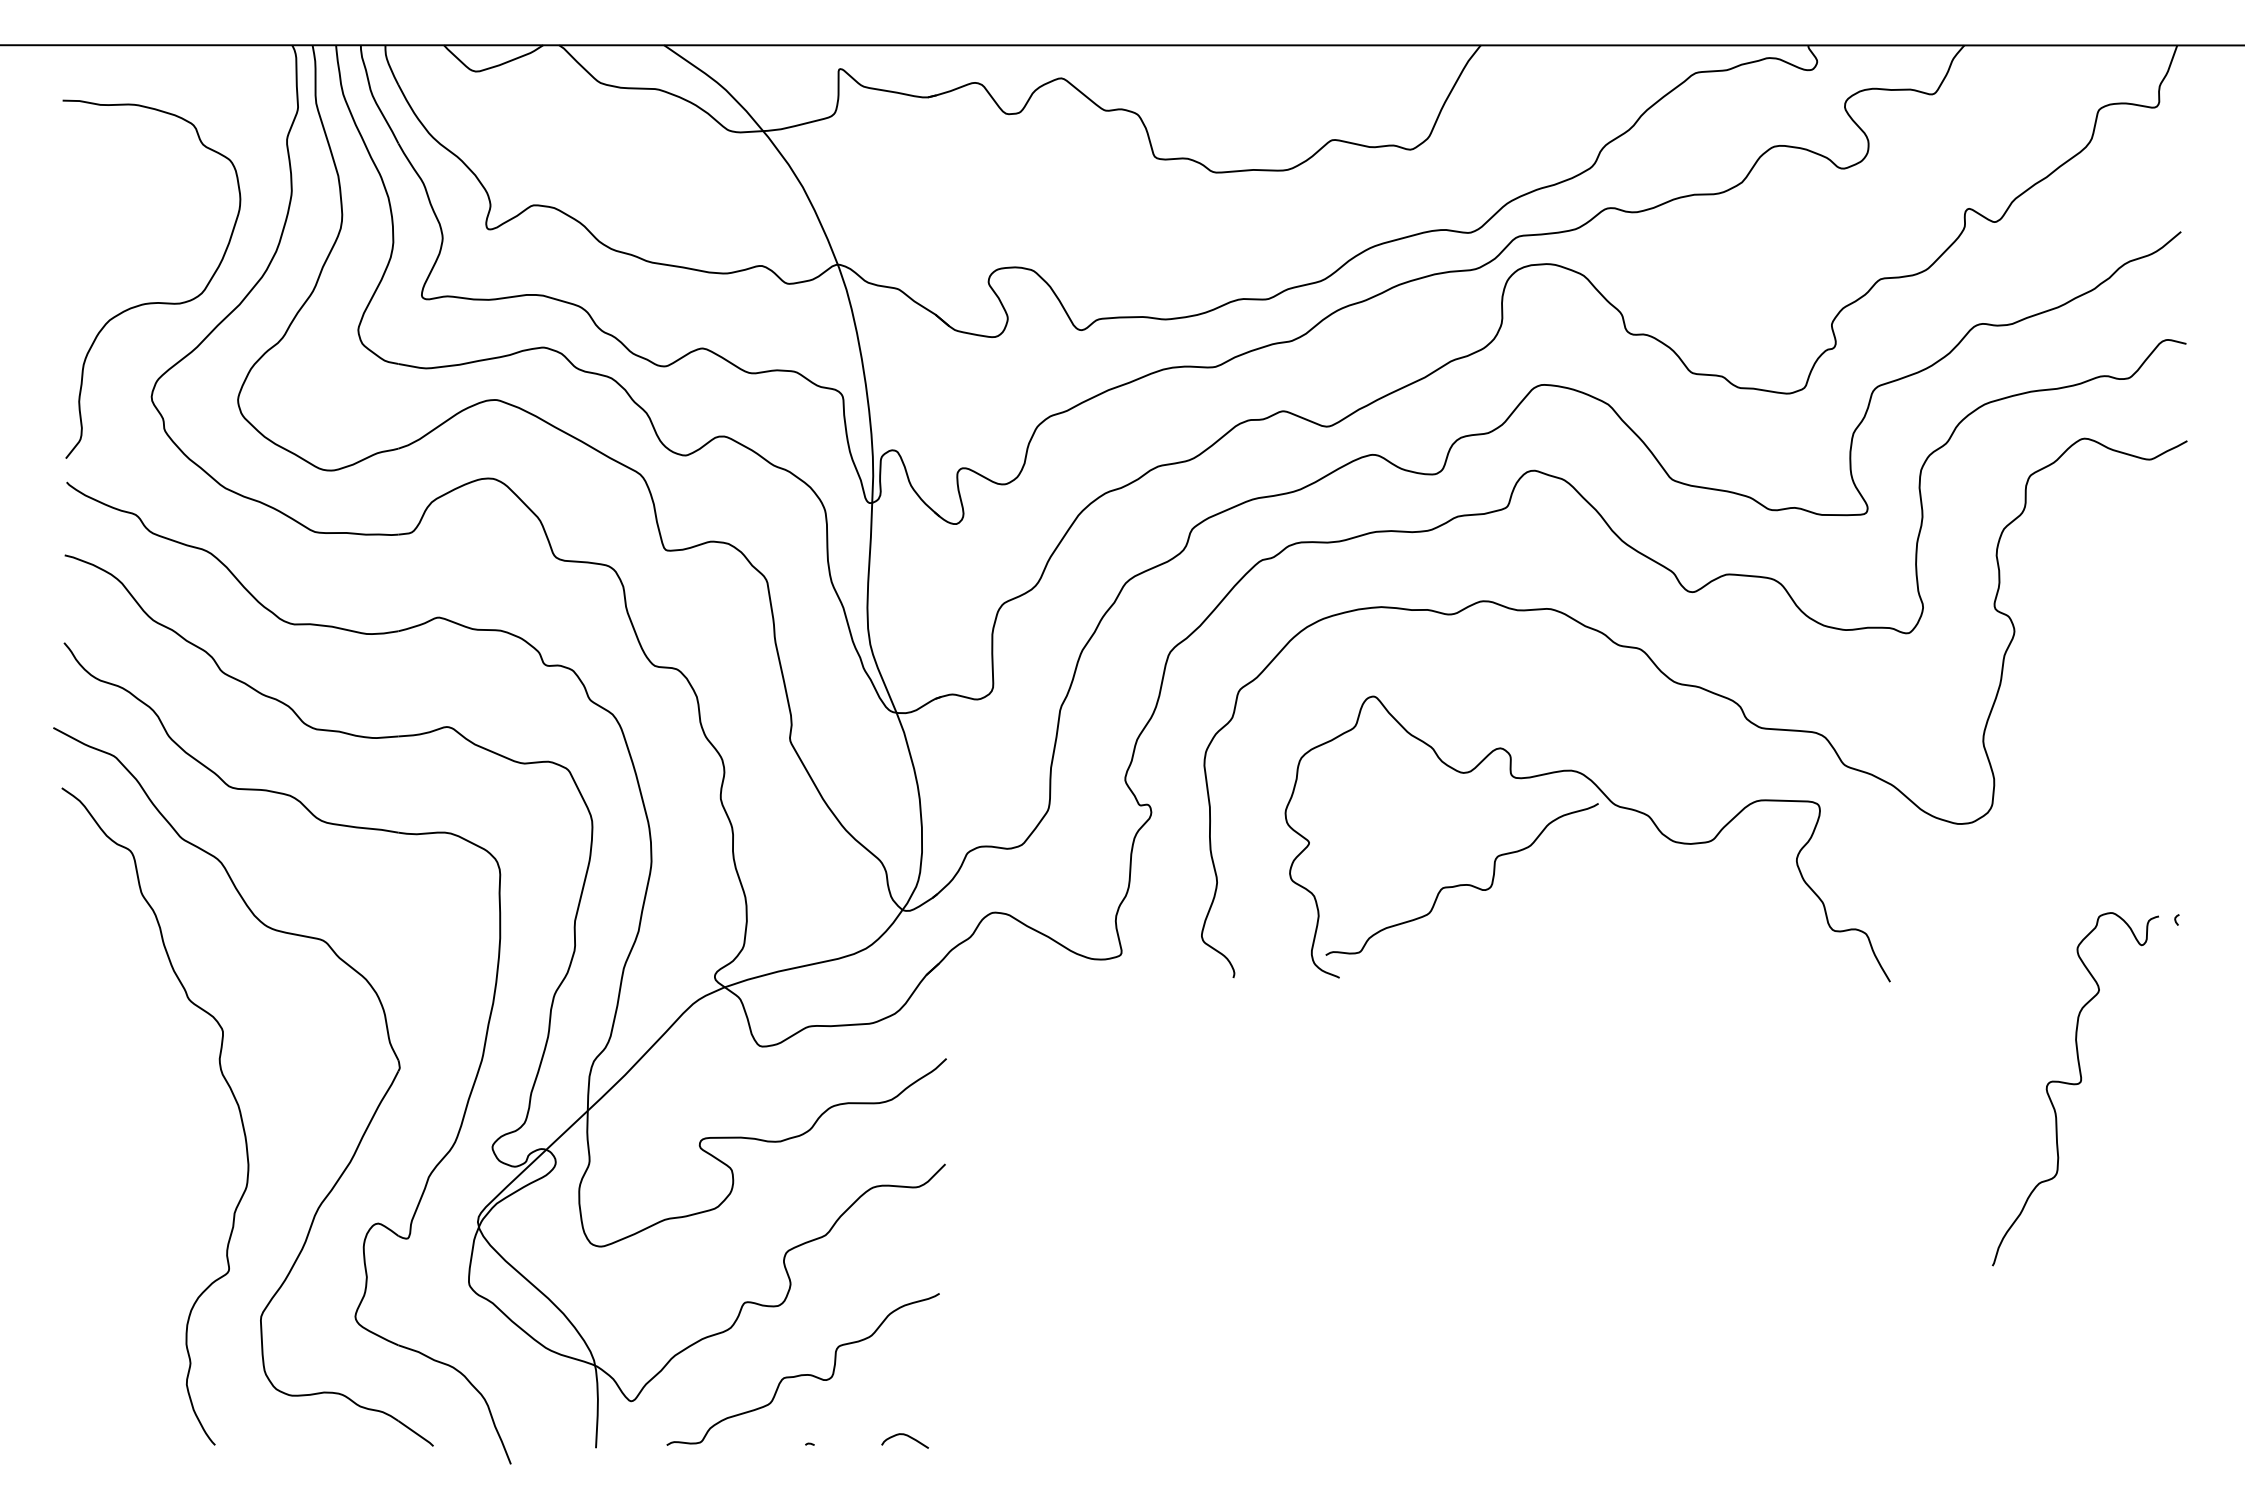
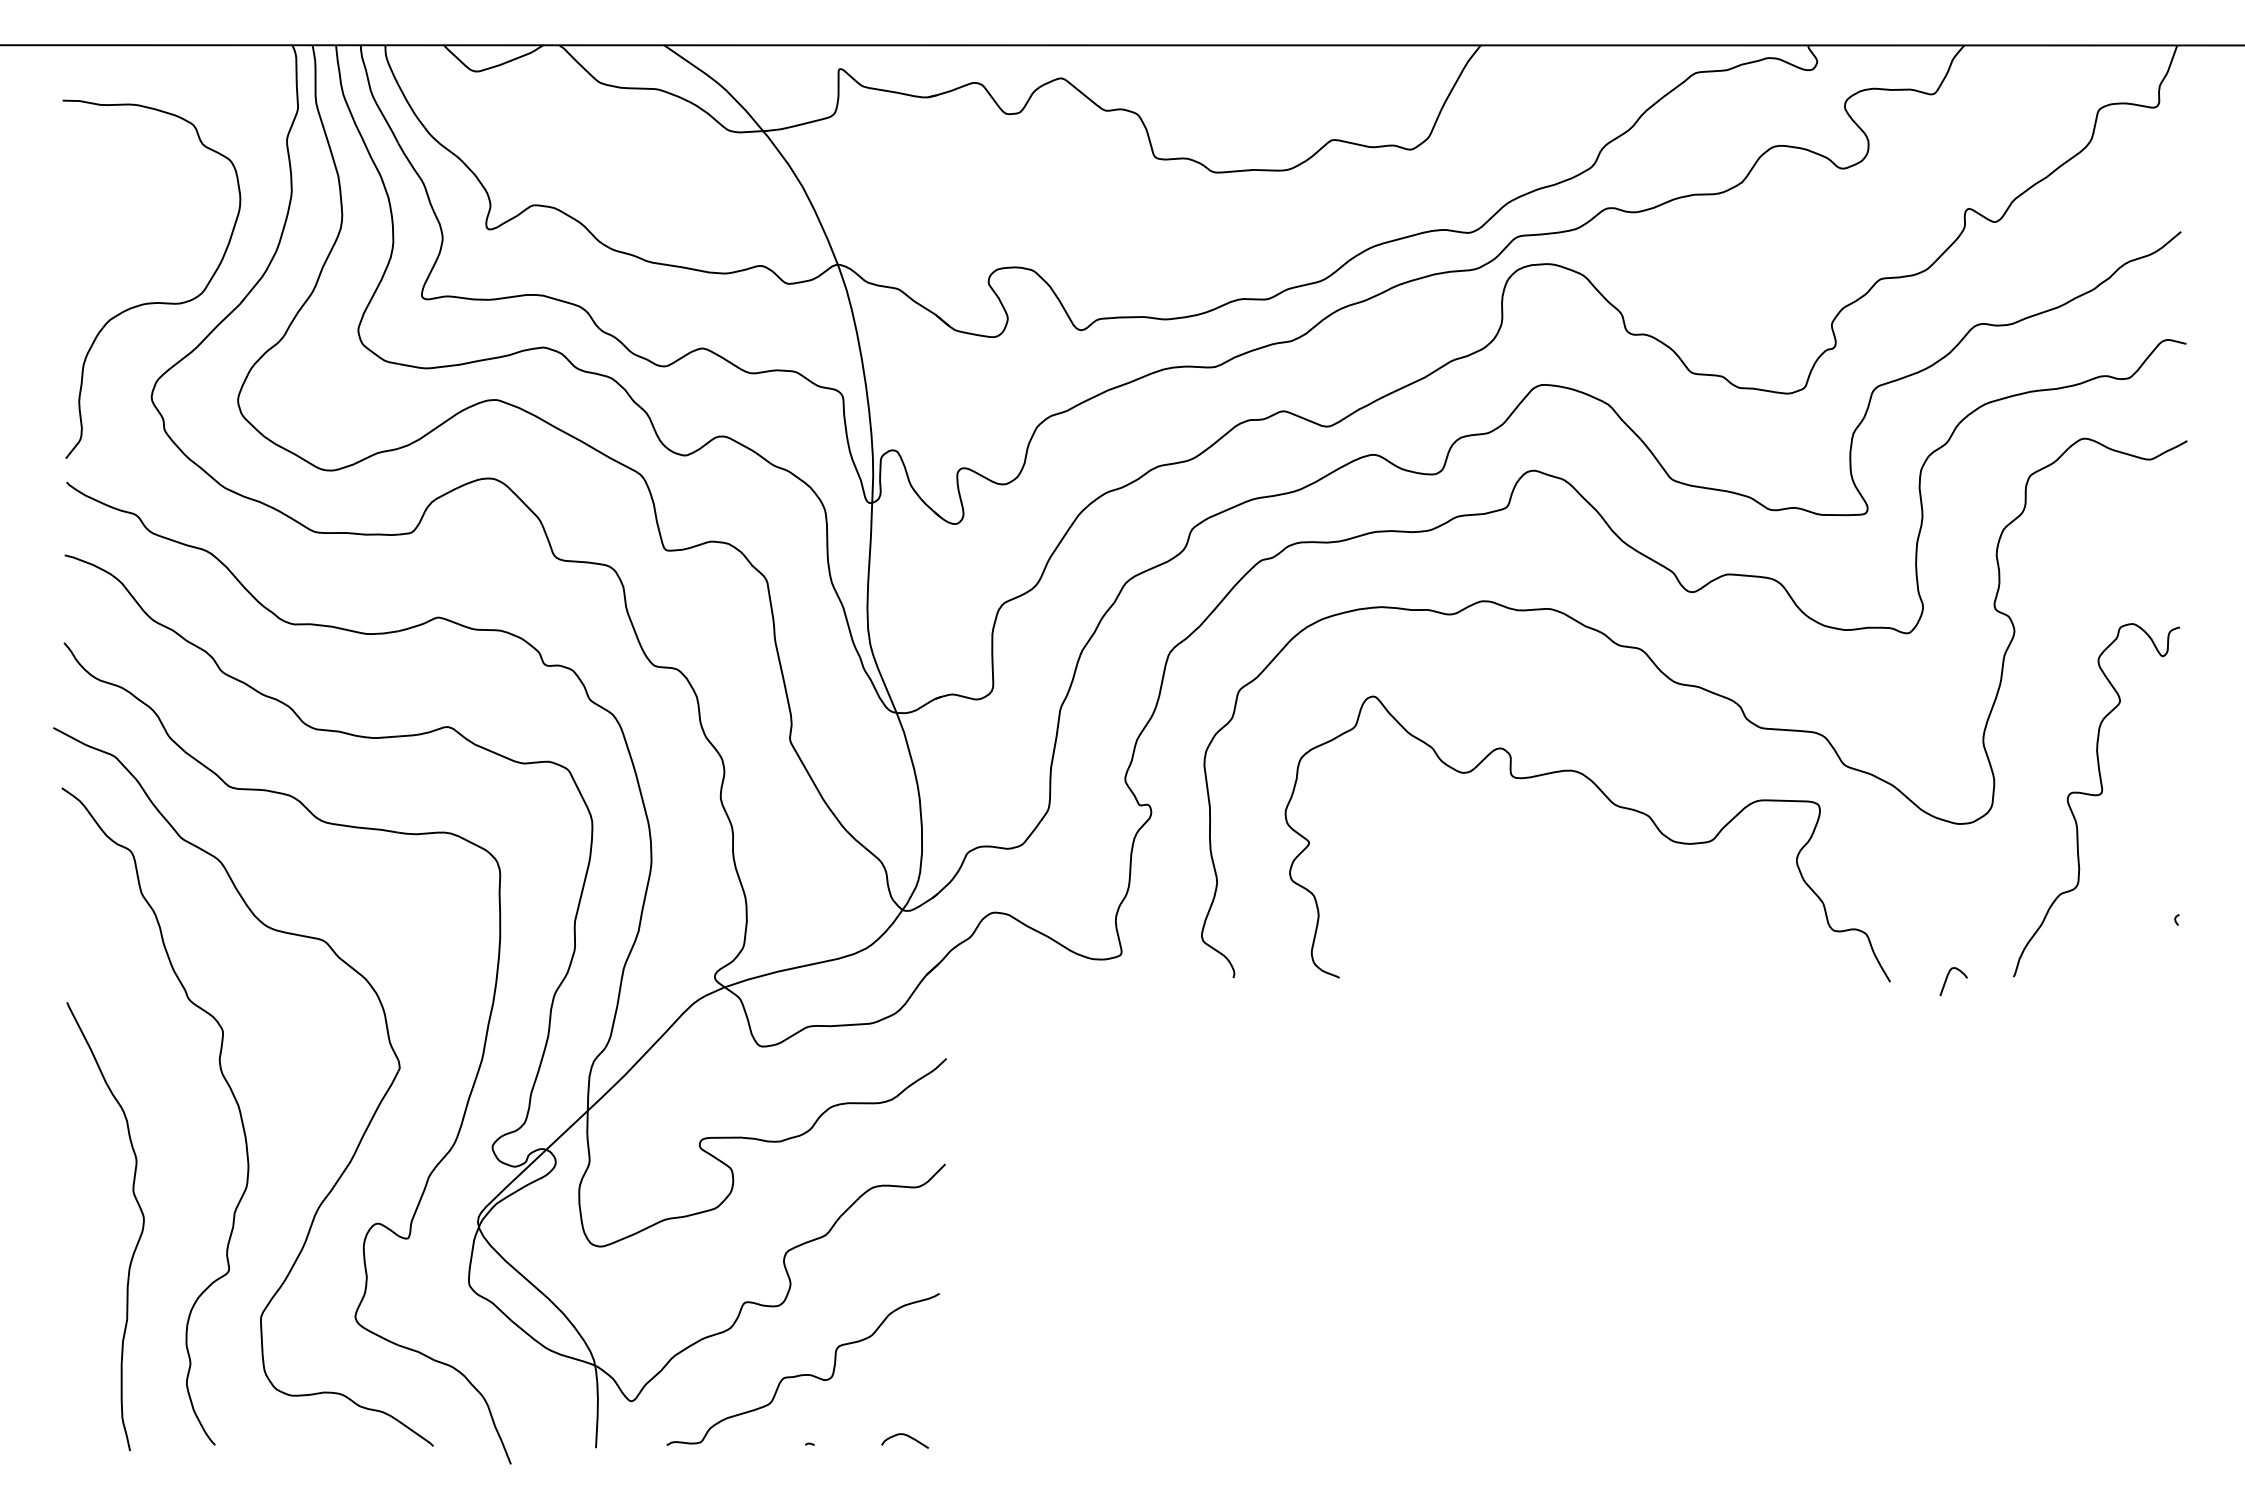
curve: present -> none (1461, 884)
curve: none -> present (1947, 979)
curve position: (2075, 1085) -> (2096, 796) (2096, 796)
curve: none -> present (138, 1238)
